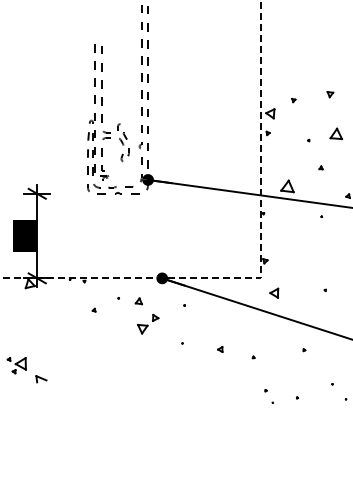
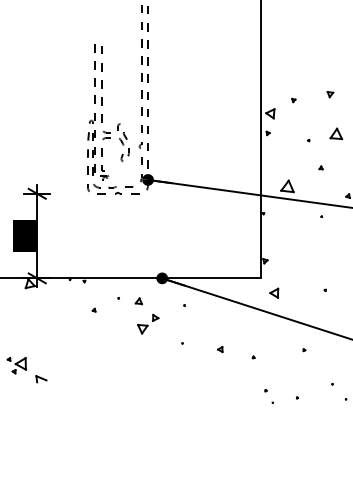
line: dashed -> solid (261, 270)
